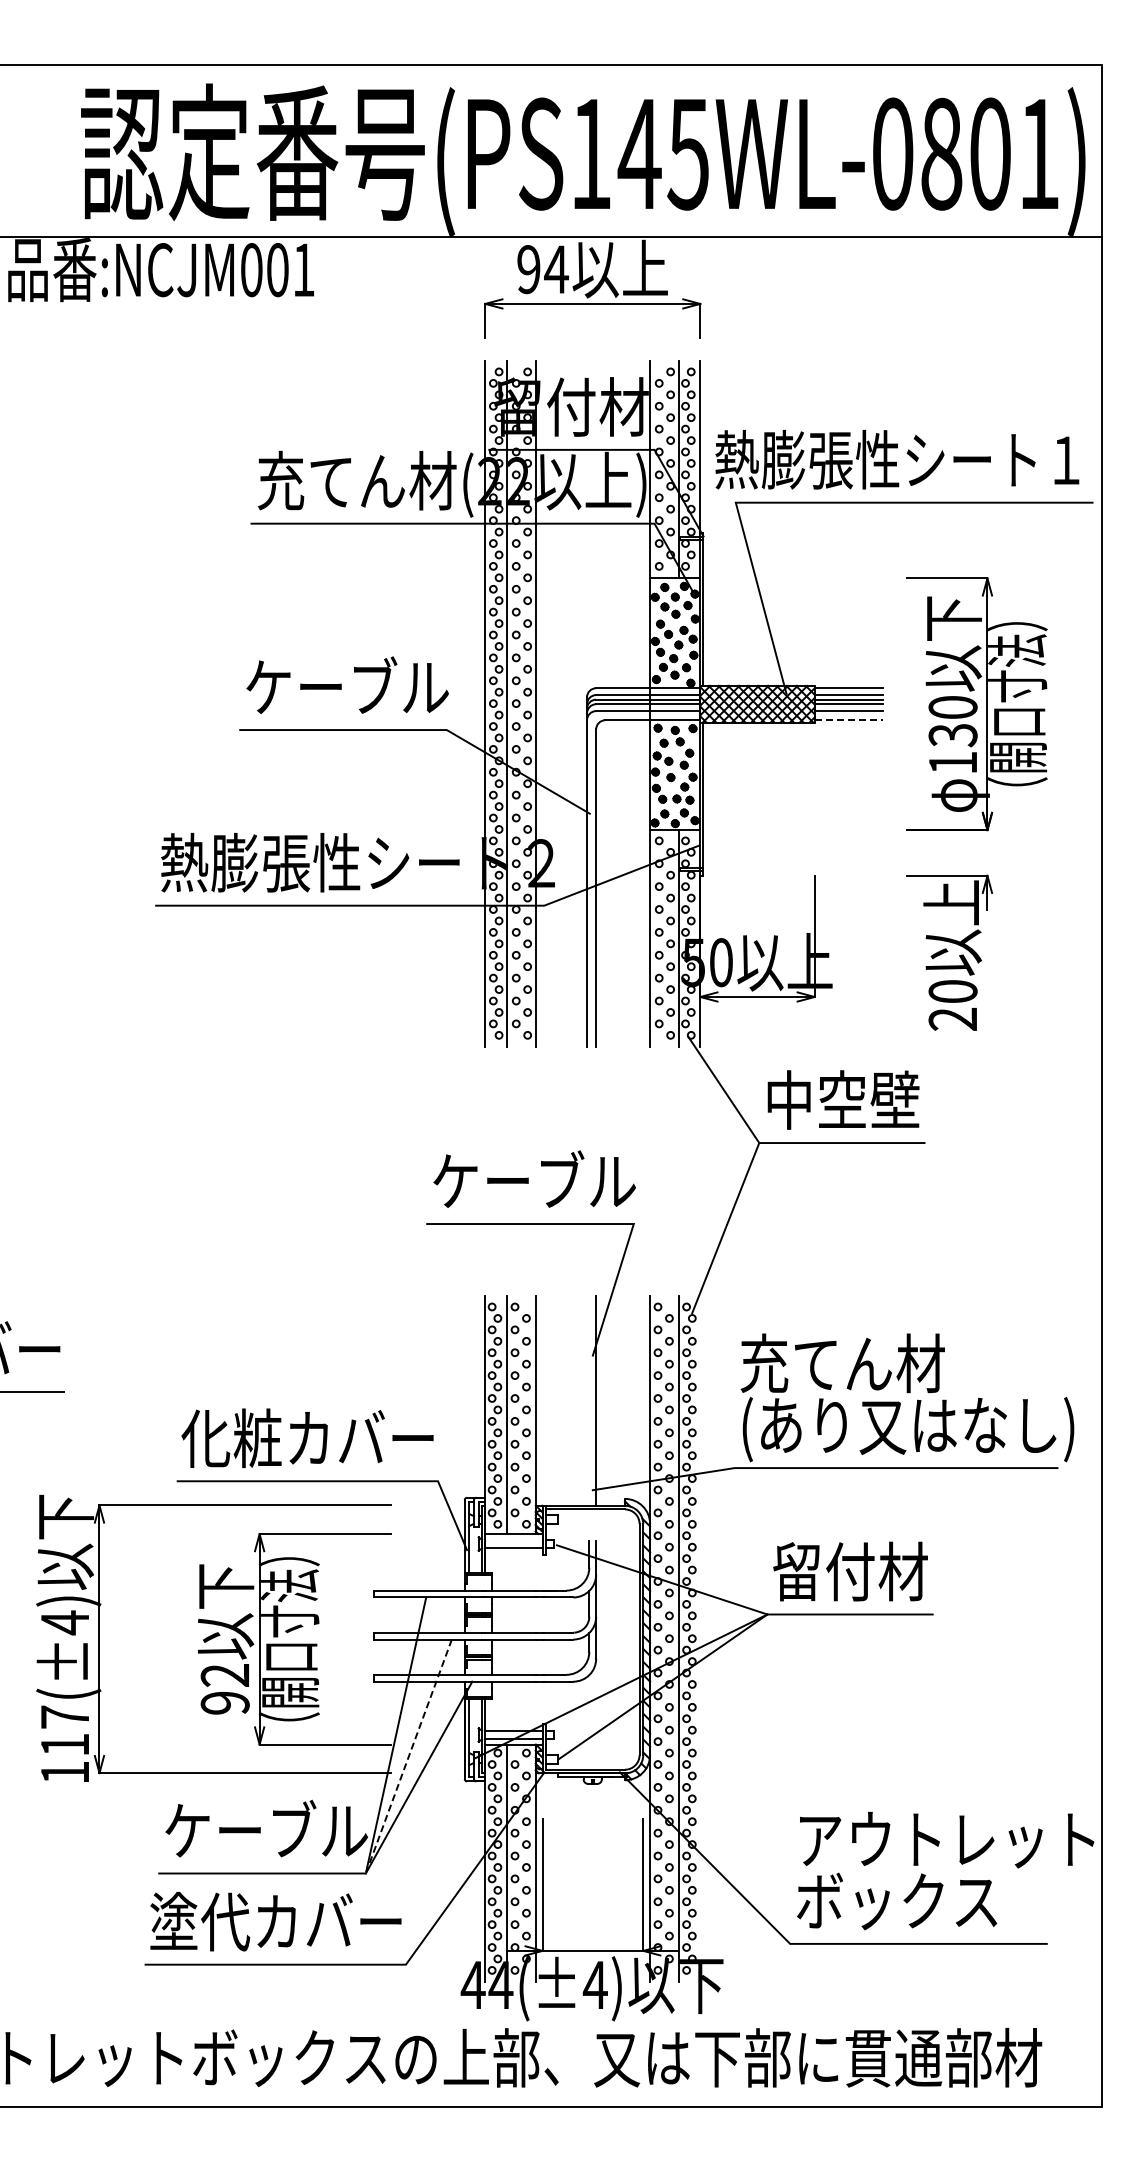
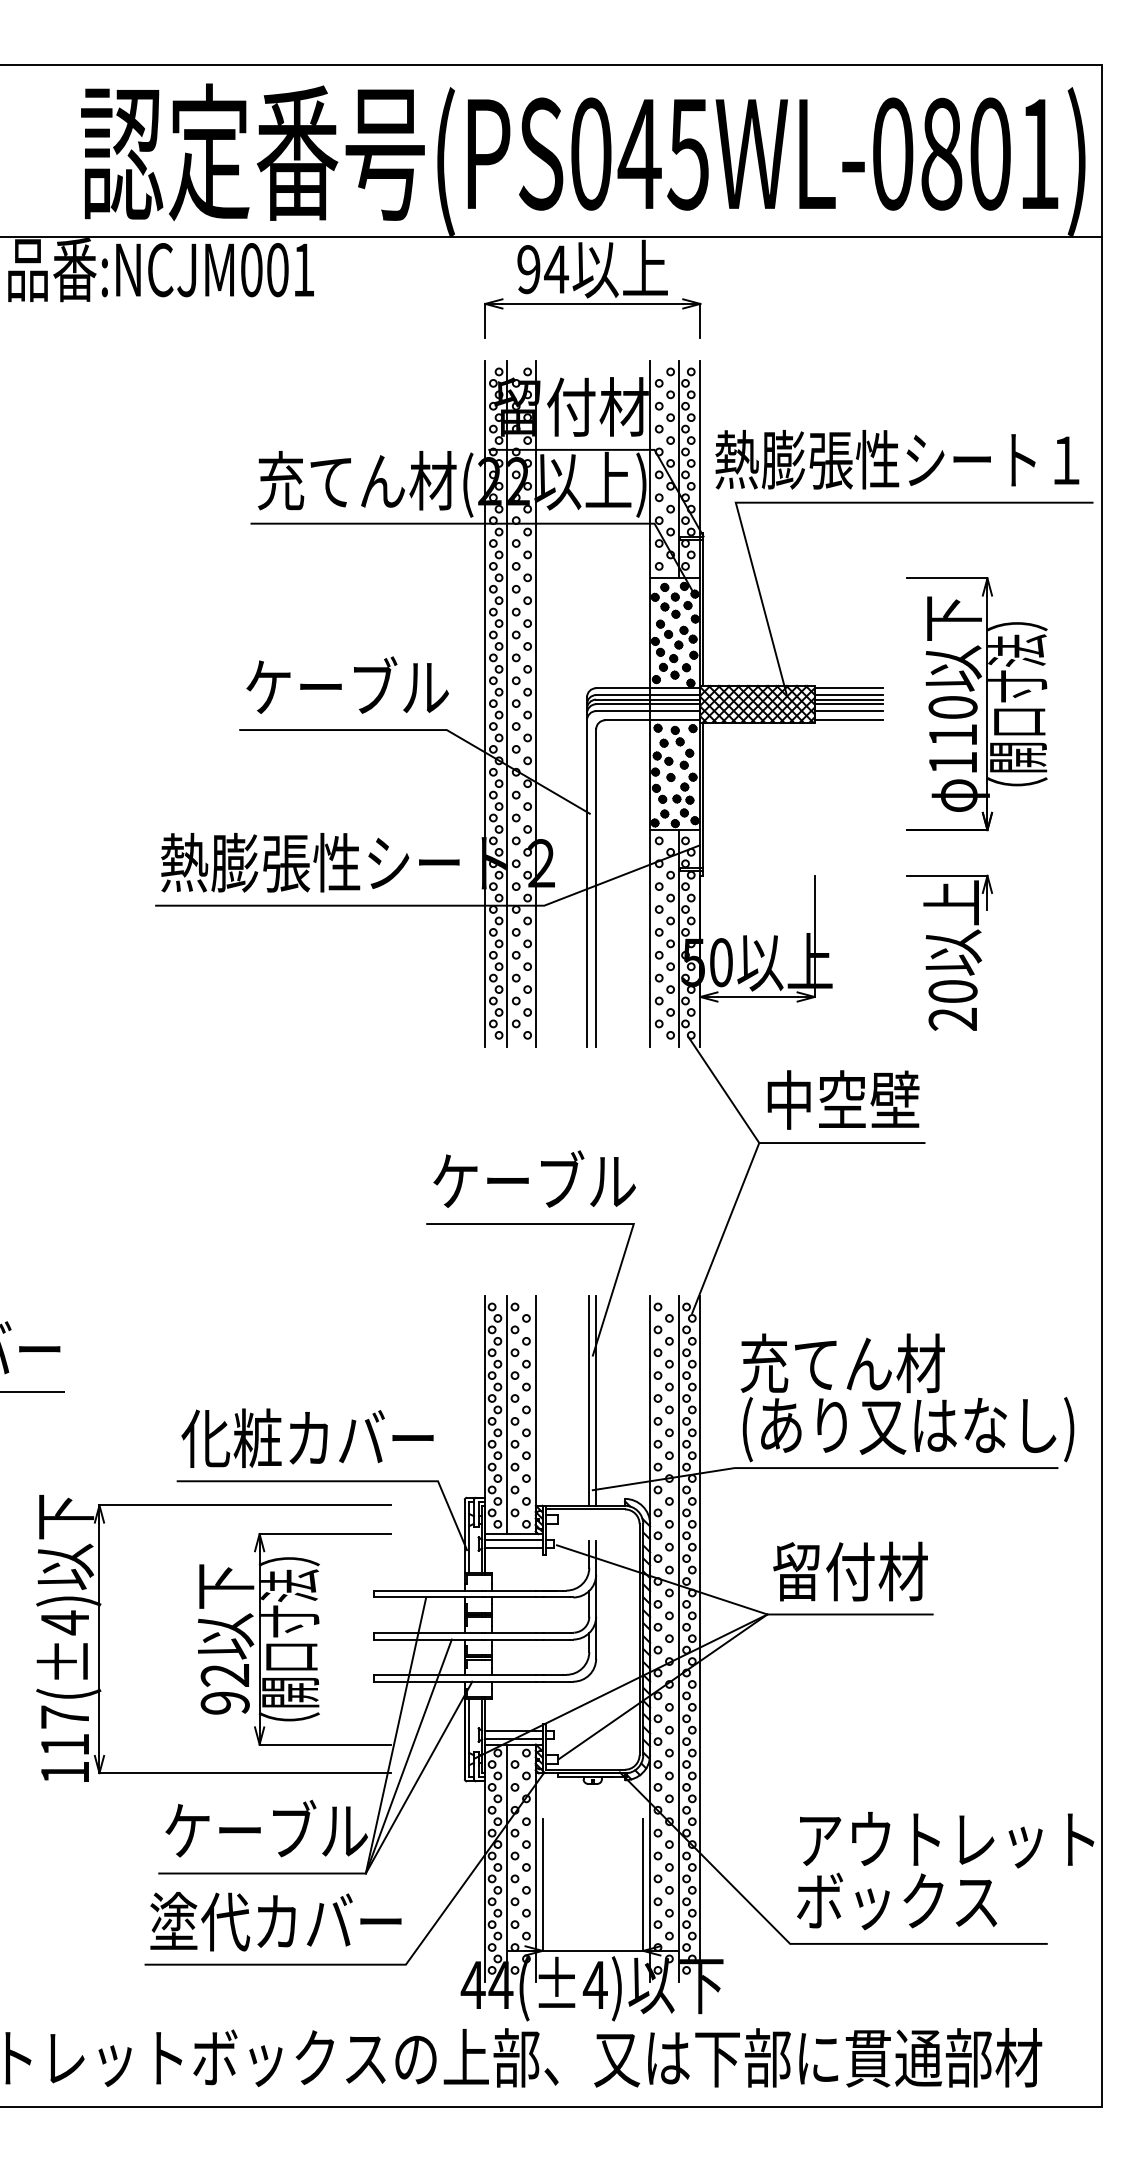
text: (PS145WL-0801) -> (PS045WL-0801) (591, 153)
line: dashed -> solid (849, 720)
text: 130 -> 110 (952, 735)
line: none -> present (589, 1400)
line: none -> present (513, 1539)
line: none -> present (700, 1639)
line: dashed -> solid (408, 1756)
